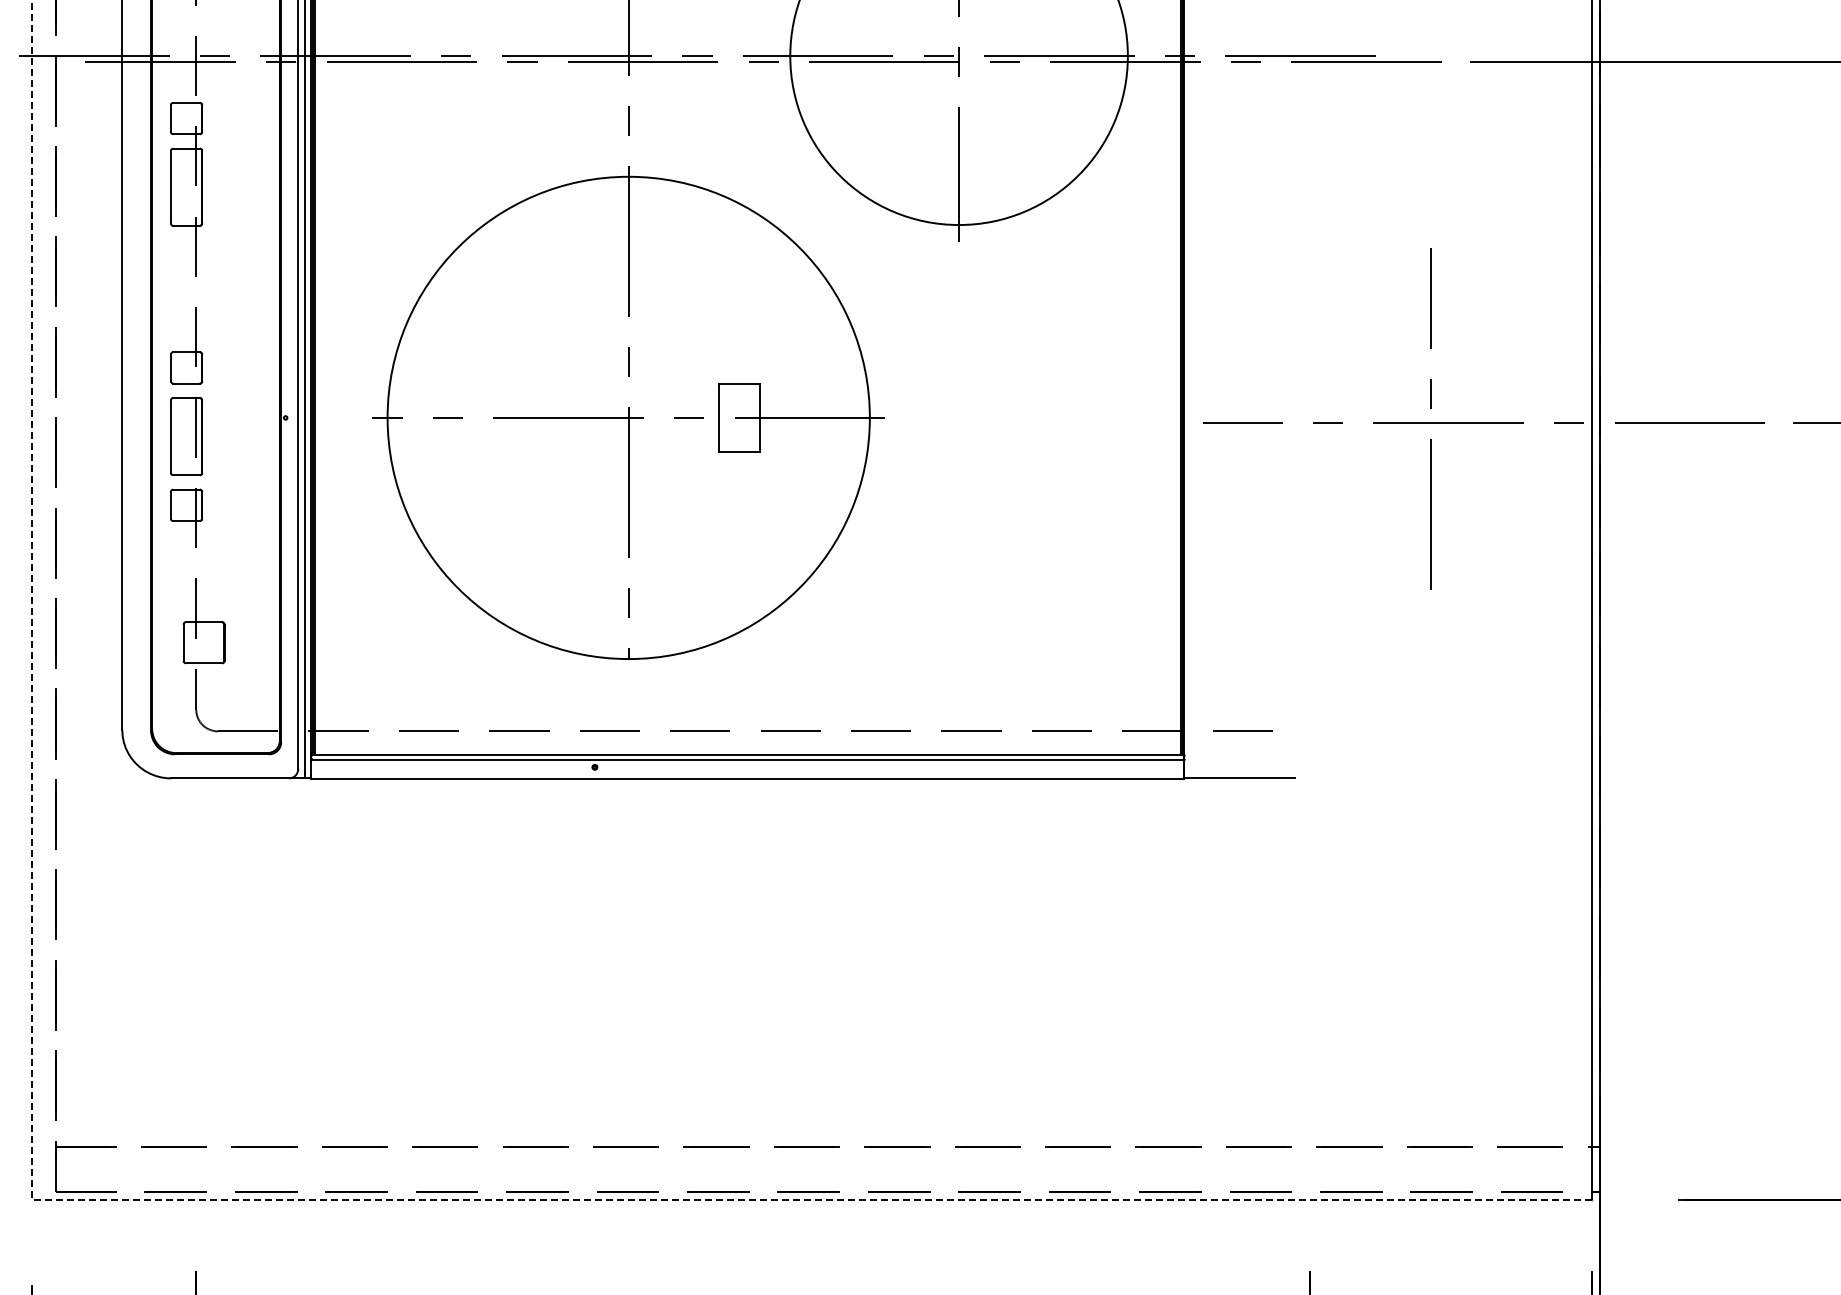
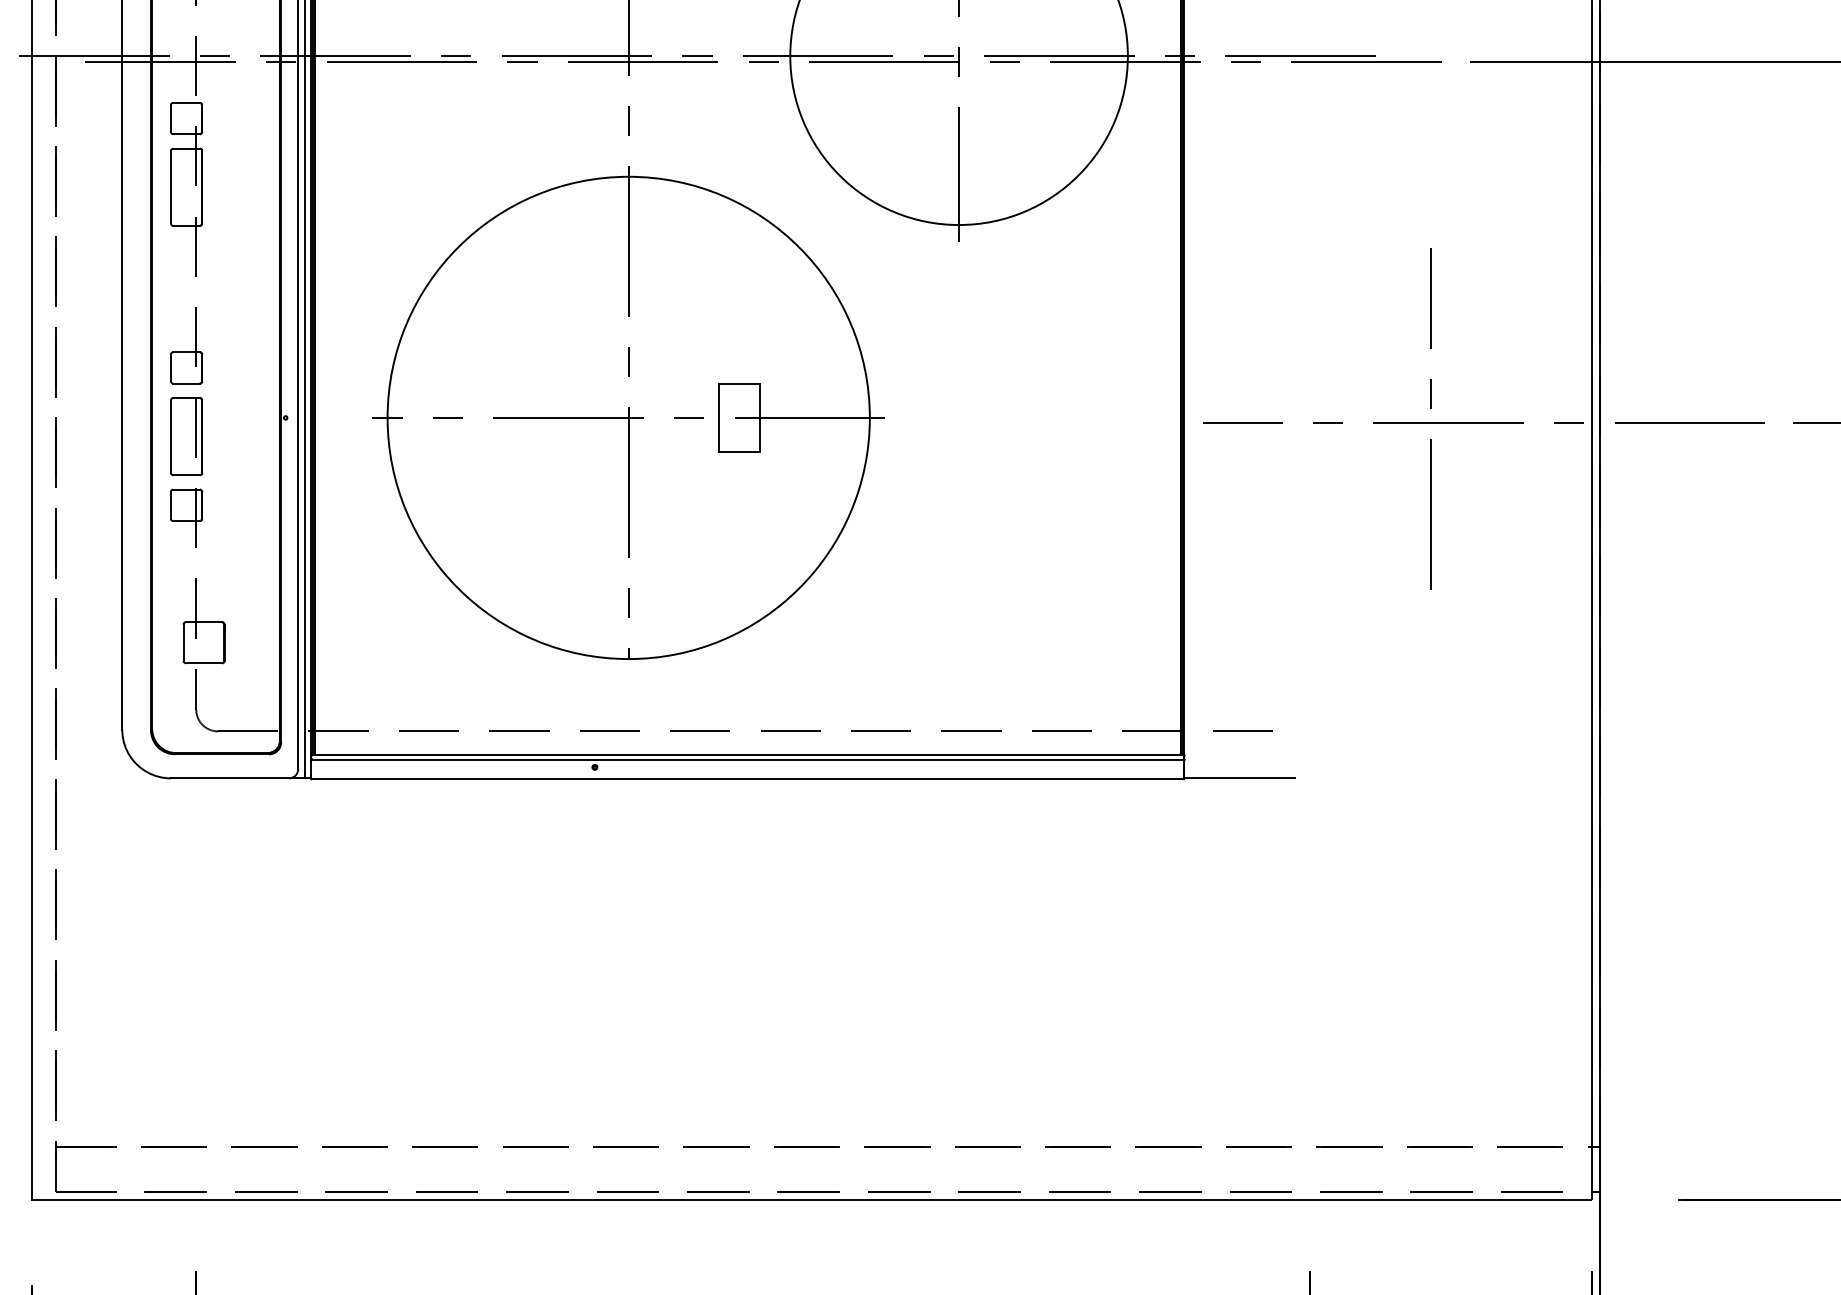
line: dashed -> solid (213, 1199)
